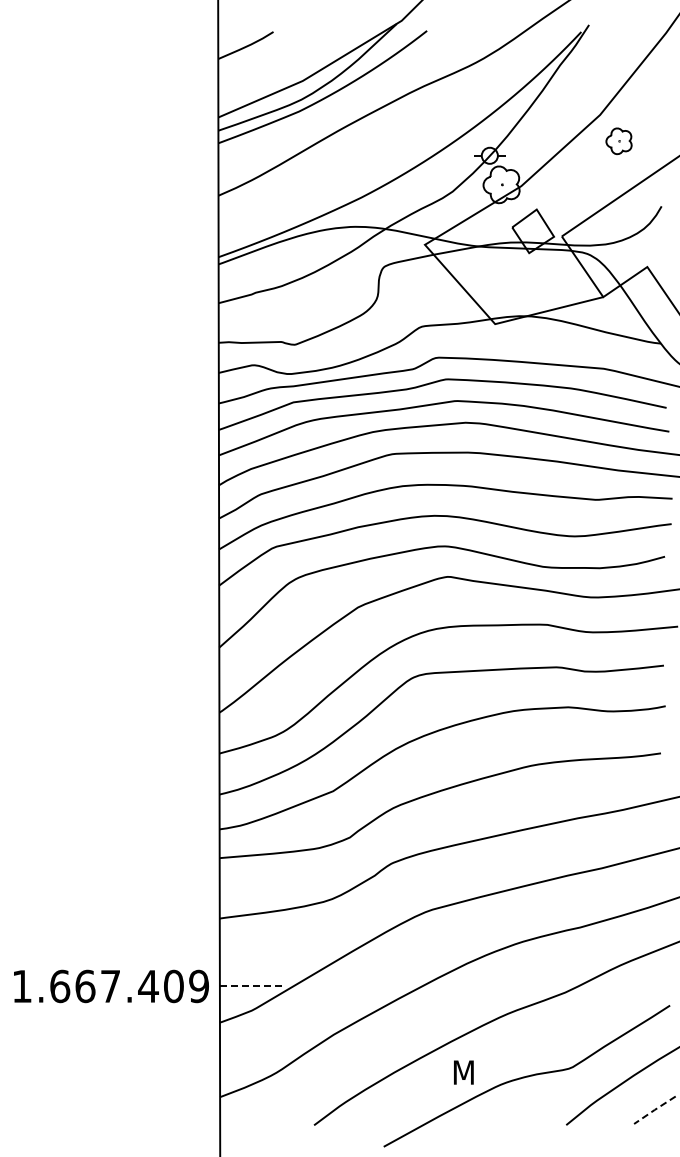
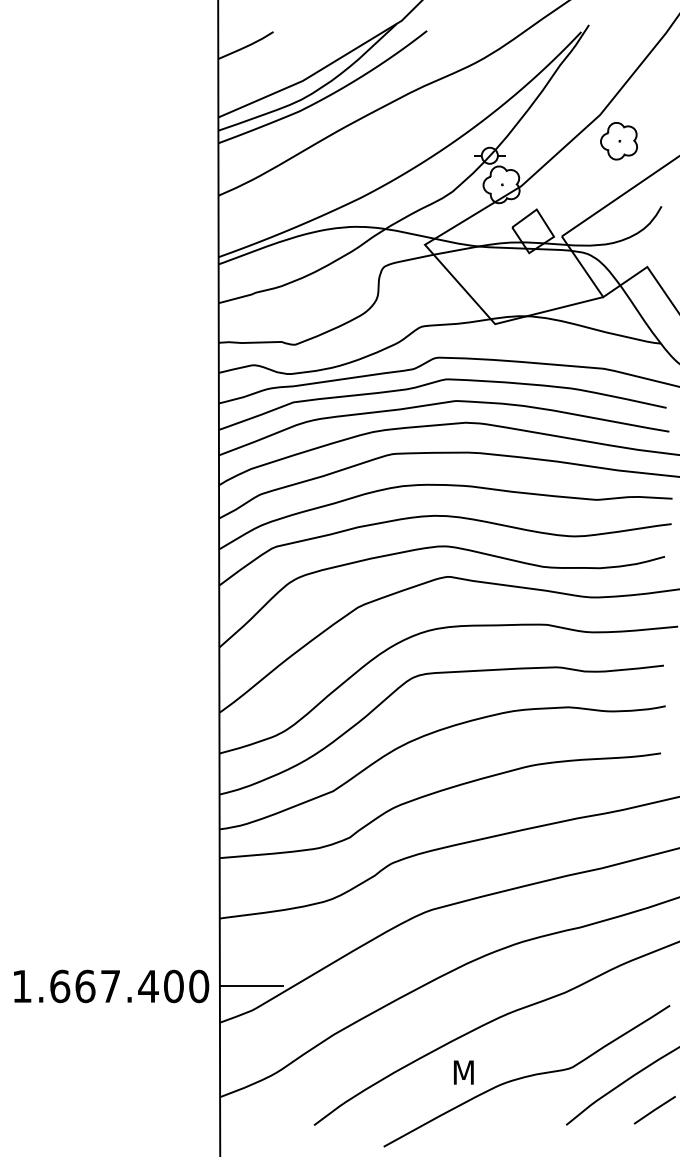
part size: 28x28 px -> 38x39 px (618, 141)
text: 1.667.409 -> 1.667.400 (199, 986)
line: dashed -> solid (252, 986)
line: dashed -> solid (654, 1109)
